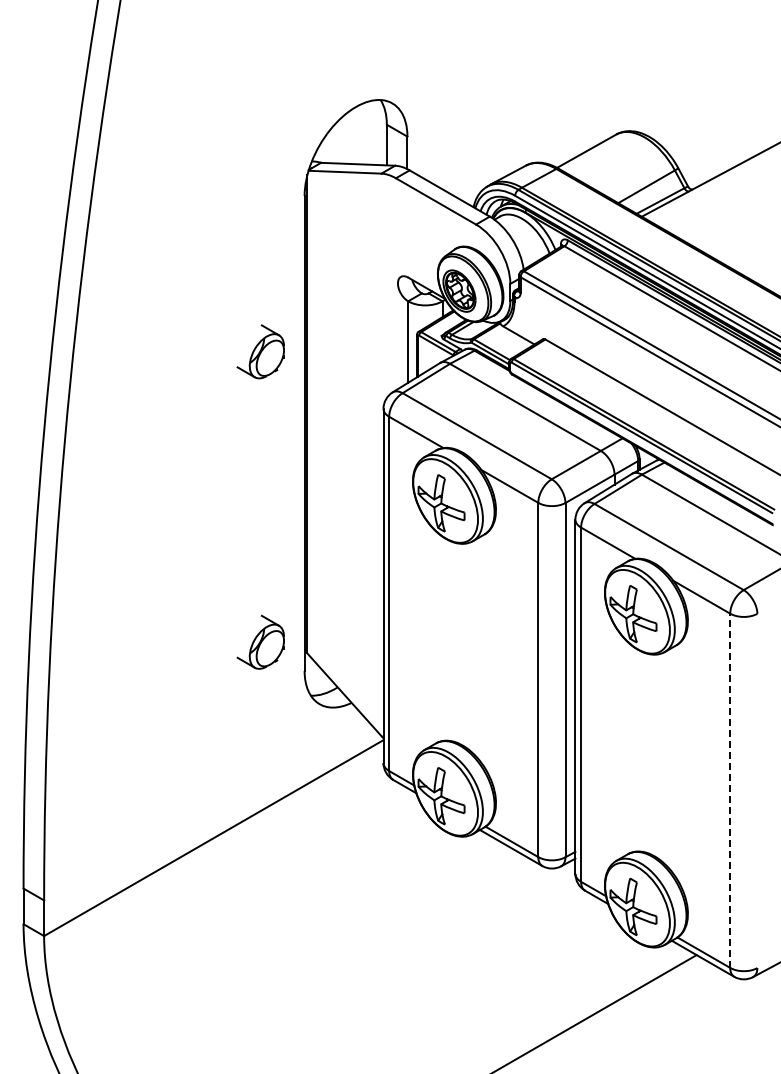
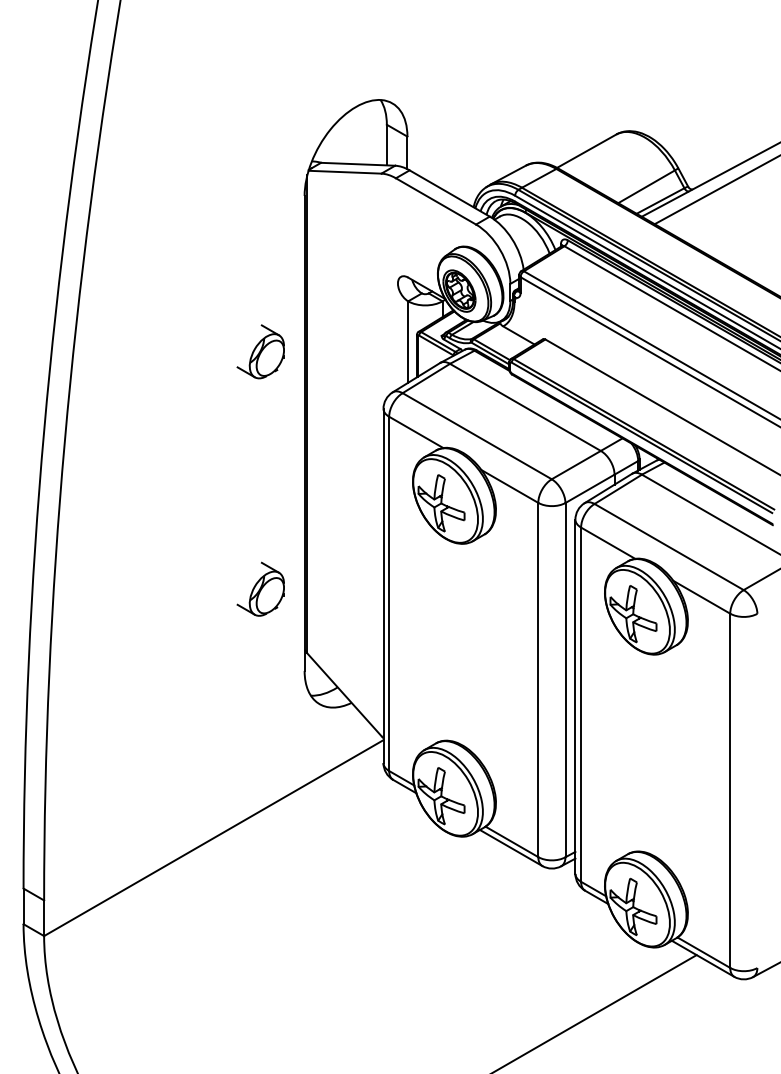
line: none -> present (715, 190)
part position: (260, 641) -> (260, 588) (260, 588)
line: dashed -> solid (730, 790)
